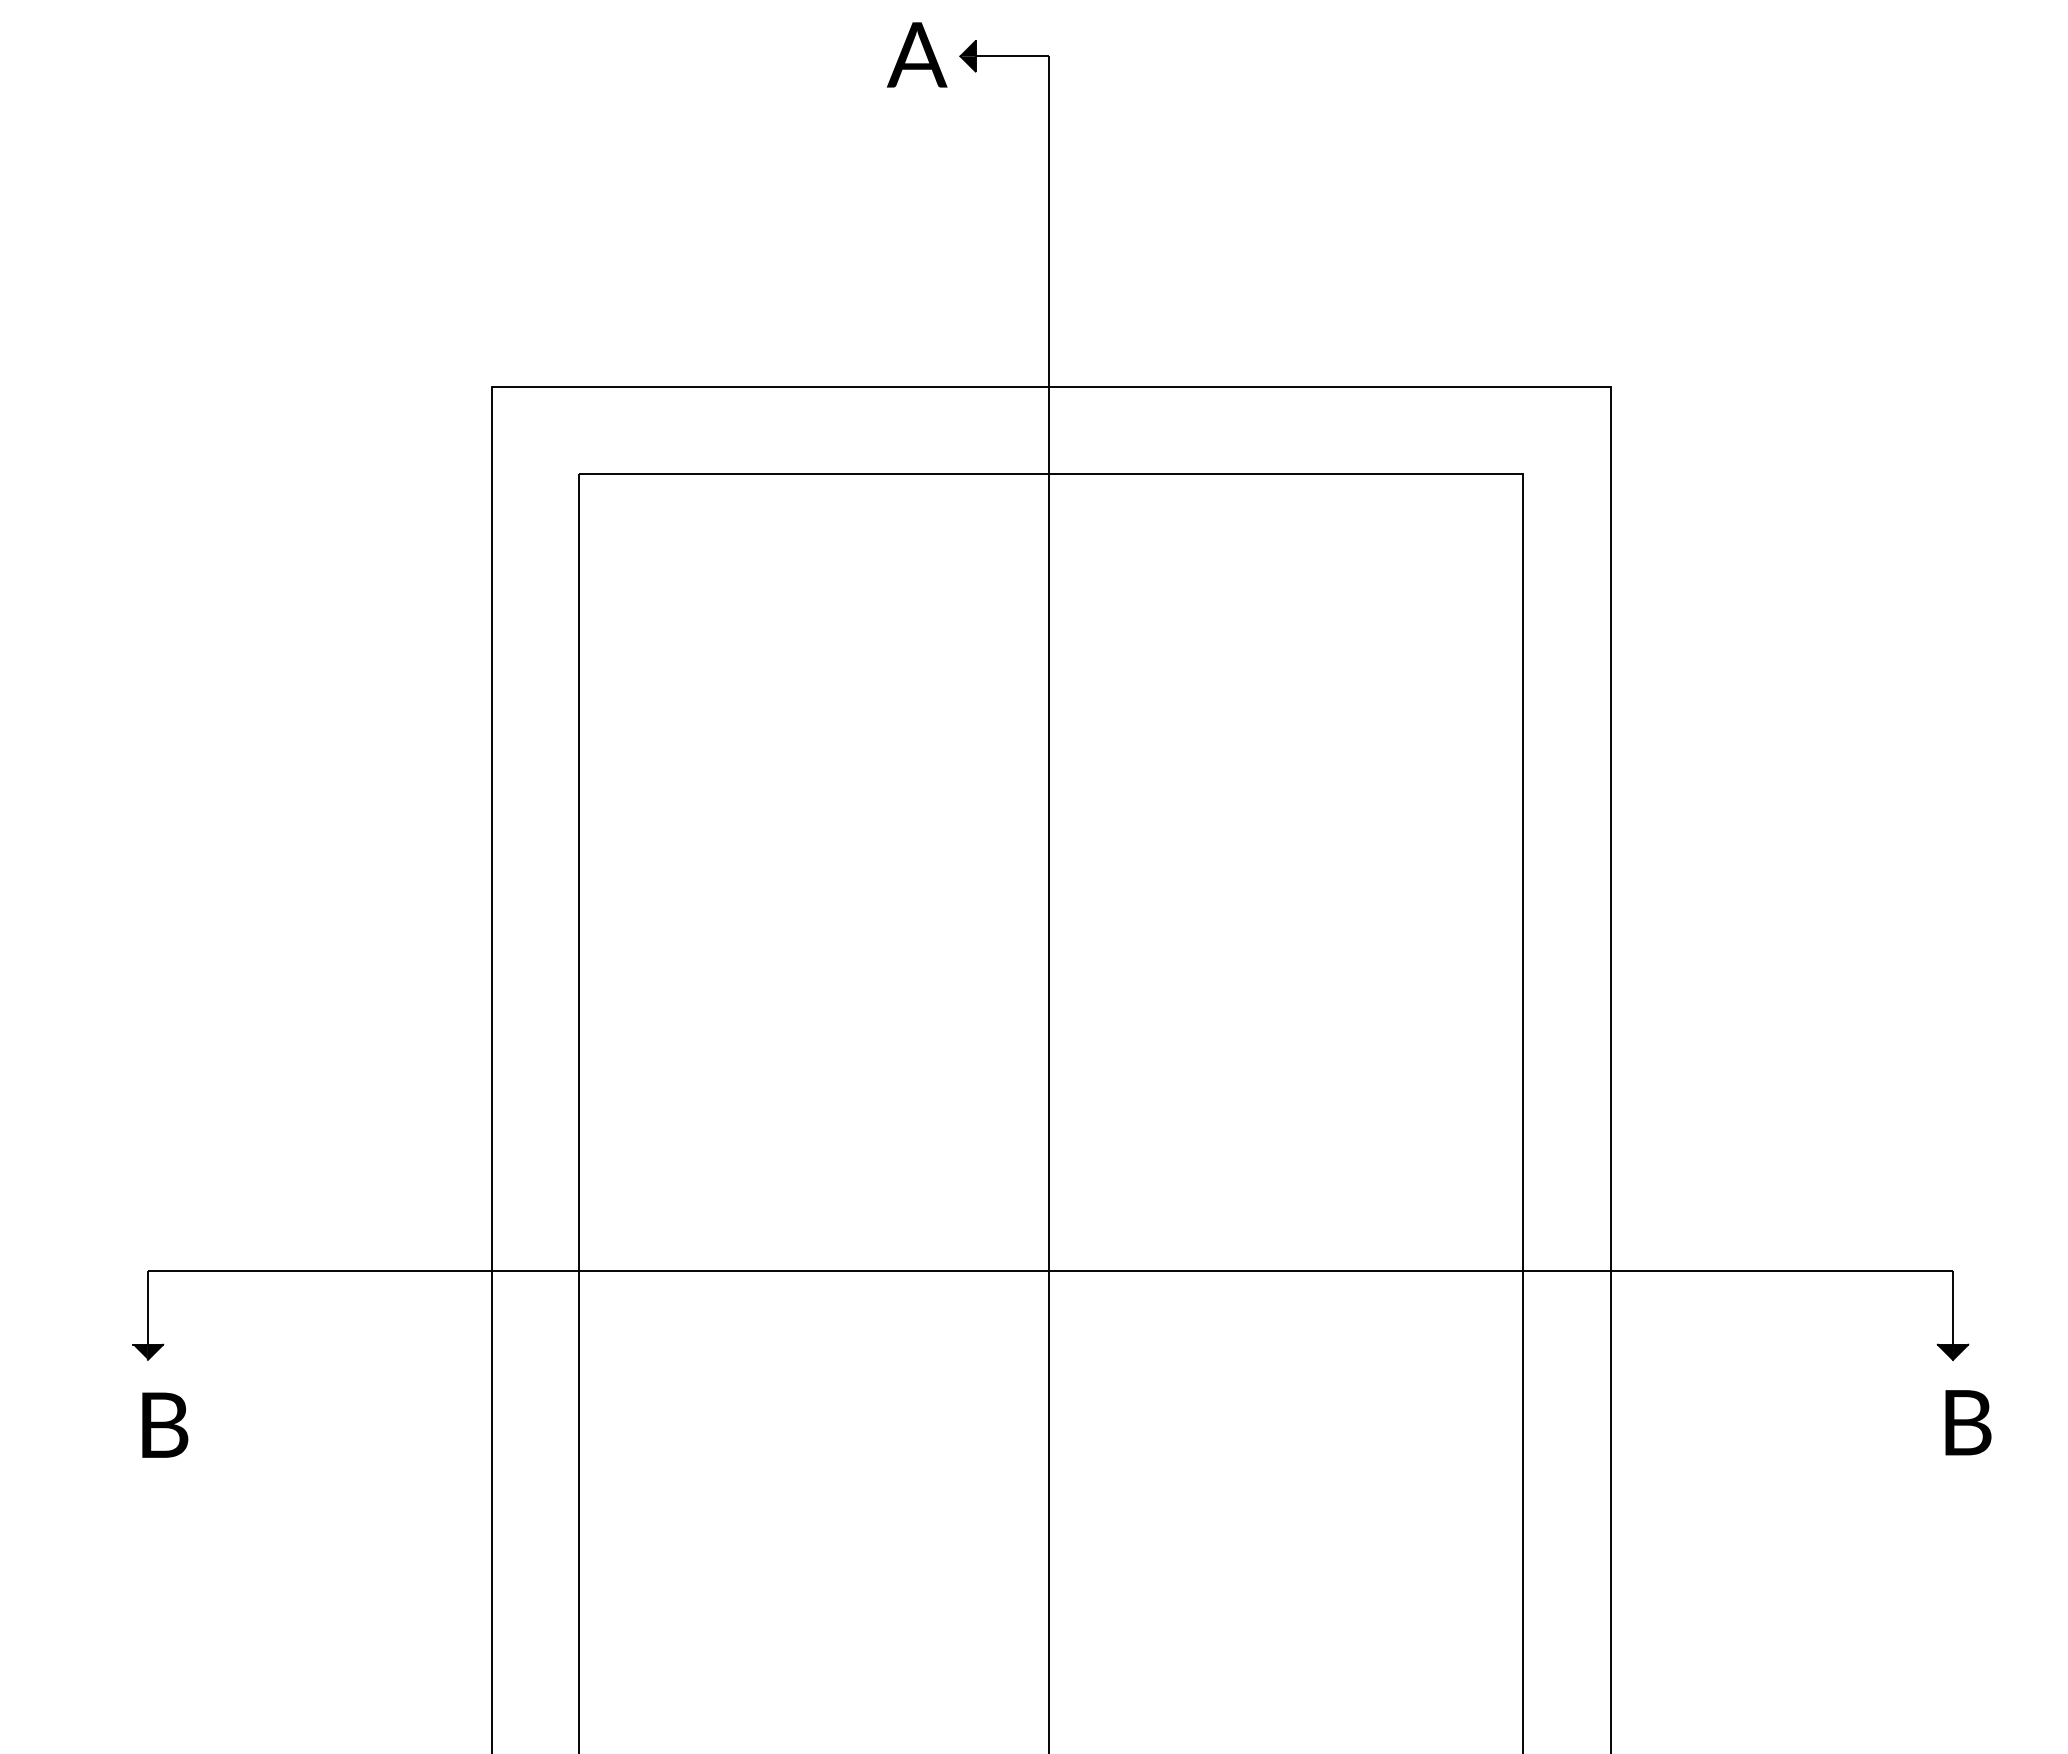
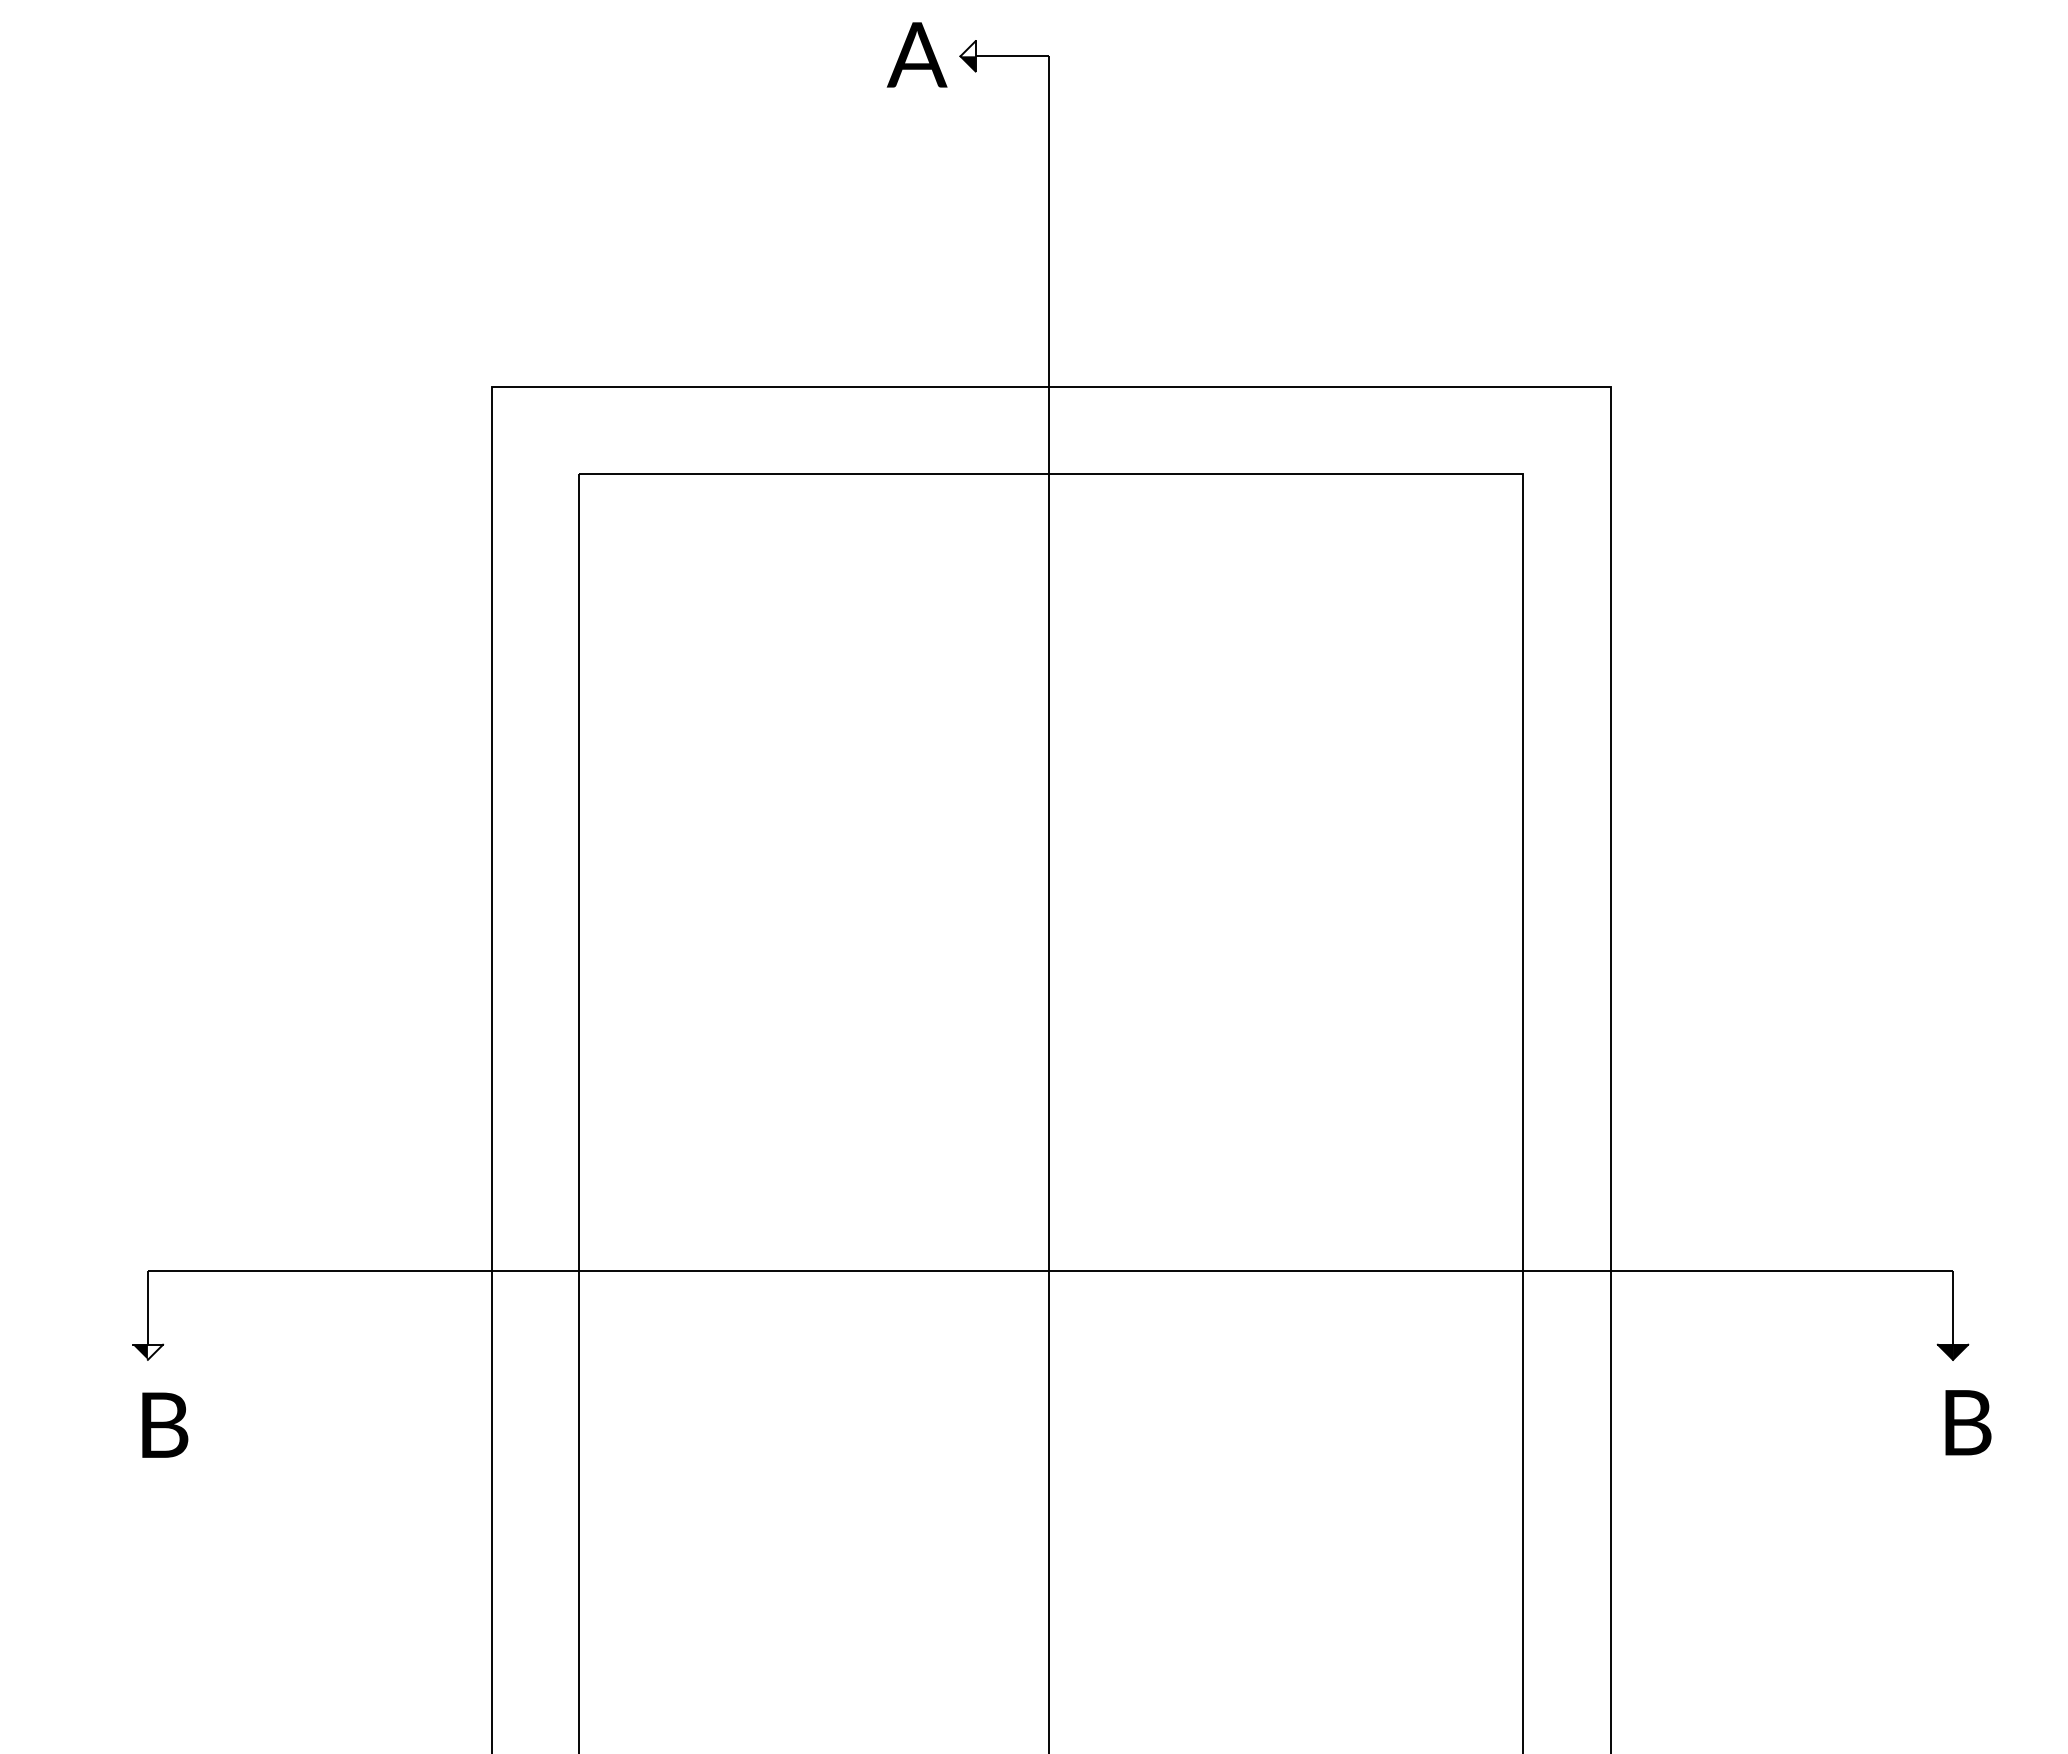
fill: present -> none (967, 48)
fill: present -> none (155, 1351)
